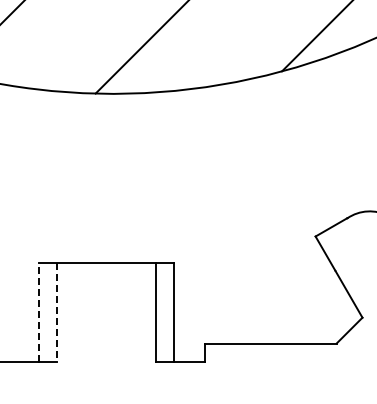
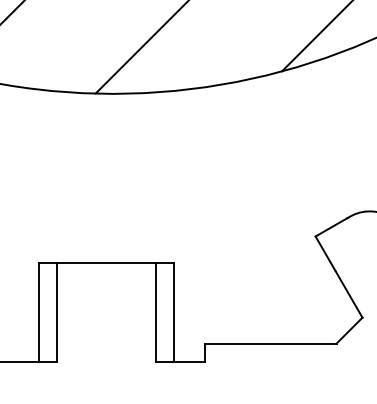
line: dashed -> solid (39, 311)
line: dashed -> solid (57, 312)
